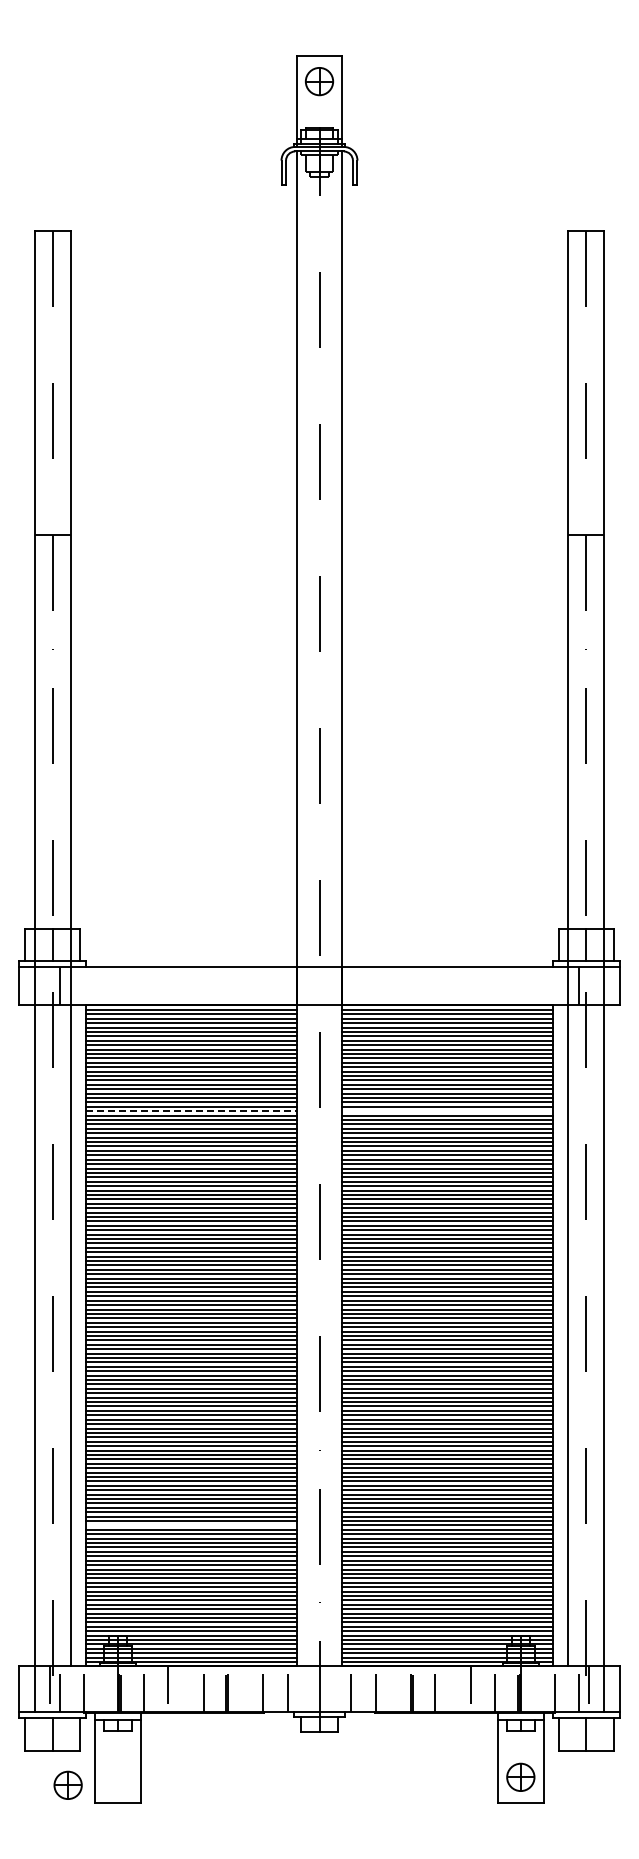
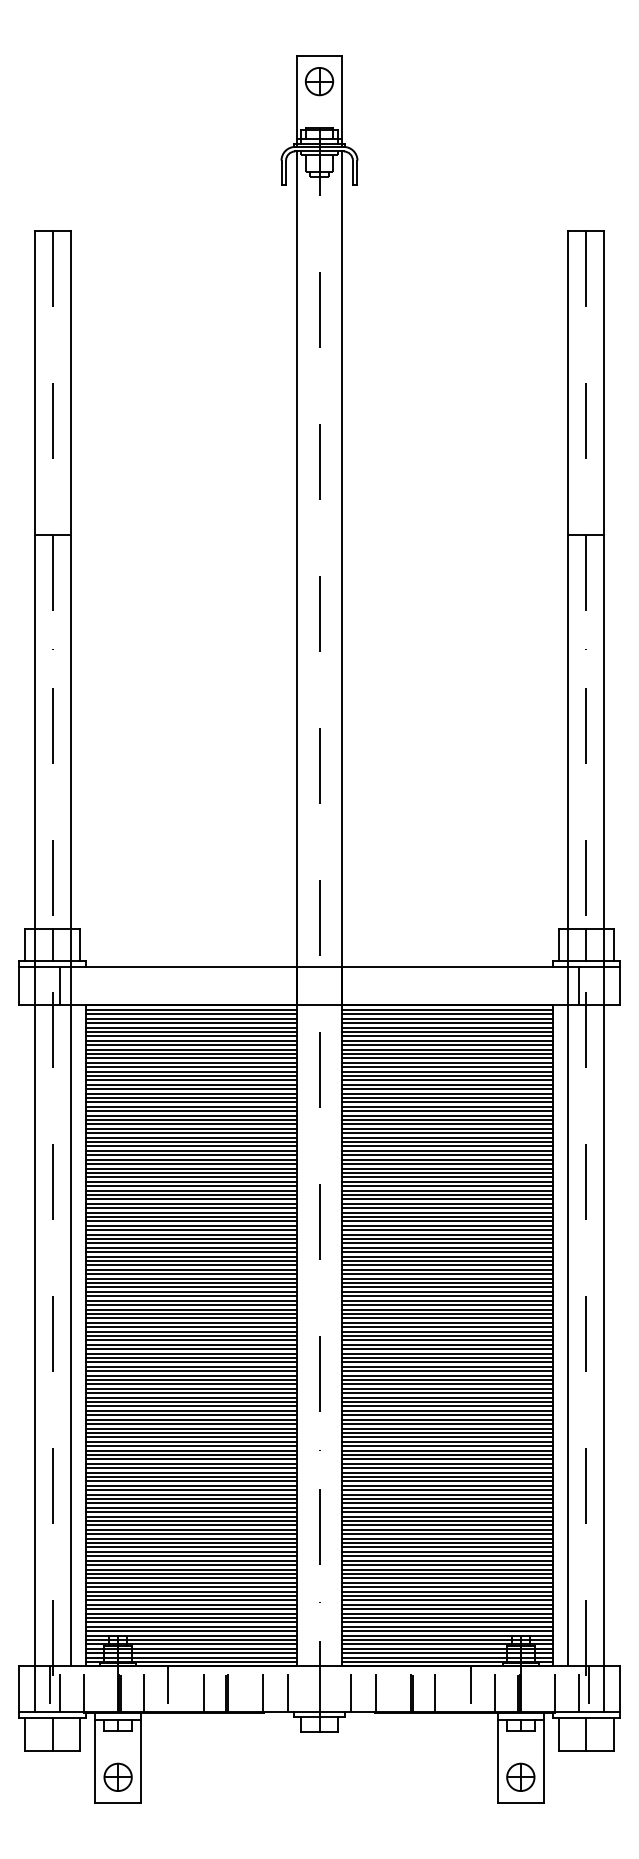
line: dashed -> solid (191, 1111)
line: none -> present (447, 1111)
line: none -> present (191, 1525)
part position: (67, 1784) -> (117, 1776) (117, 1776)
